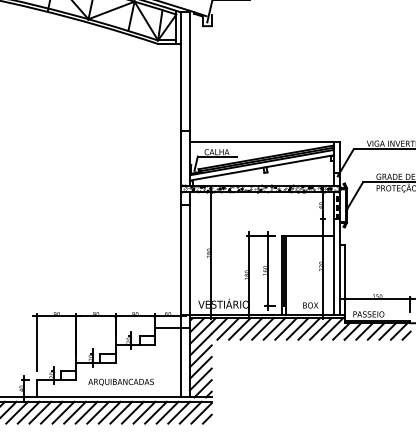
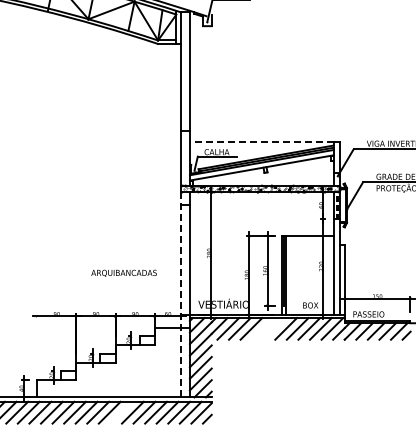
line: solid -> dashed (261, 142)
line: solid -> dashed (181, 294)
line: present -> none (262, 328)
line: present -> none (274, 328)
line: present -> none (37, 342)
text position: (120, 381) -> (123, 272) (123, 272)
line: present -> none (121, 412)
